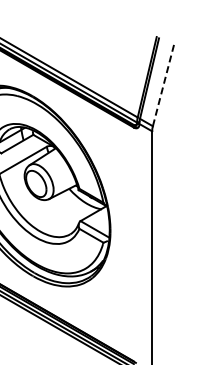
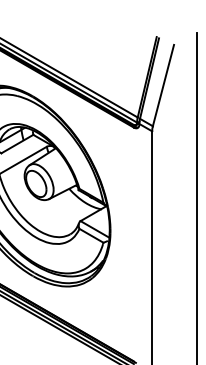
line: dashed -> solid (163, 85)
line: none -> present (196, 197)
